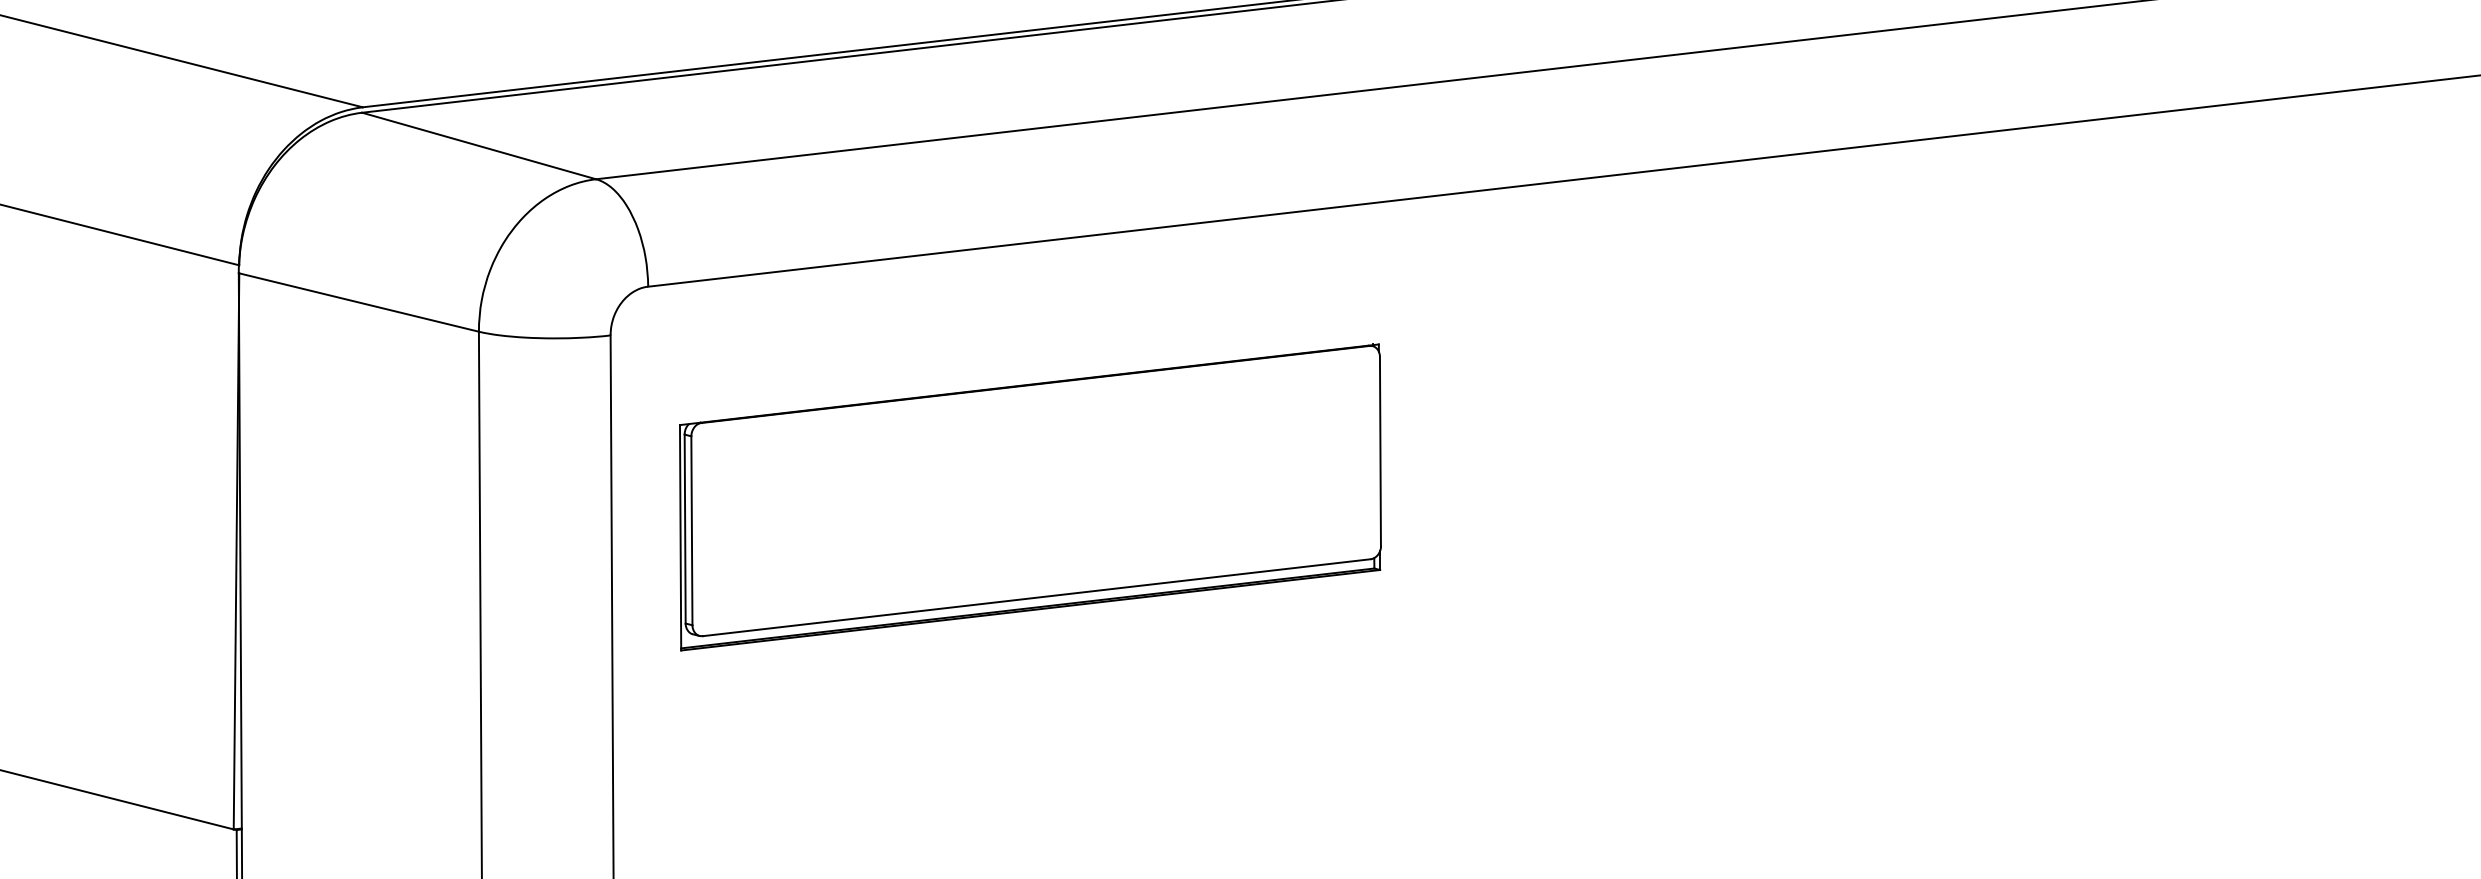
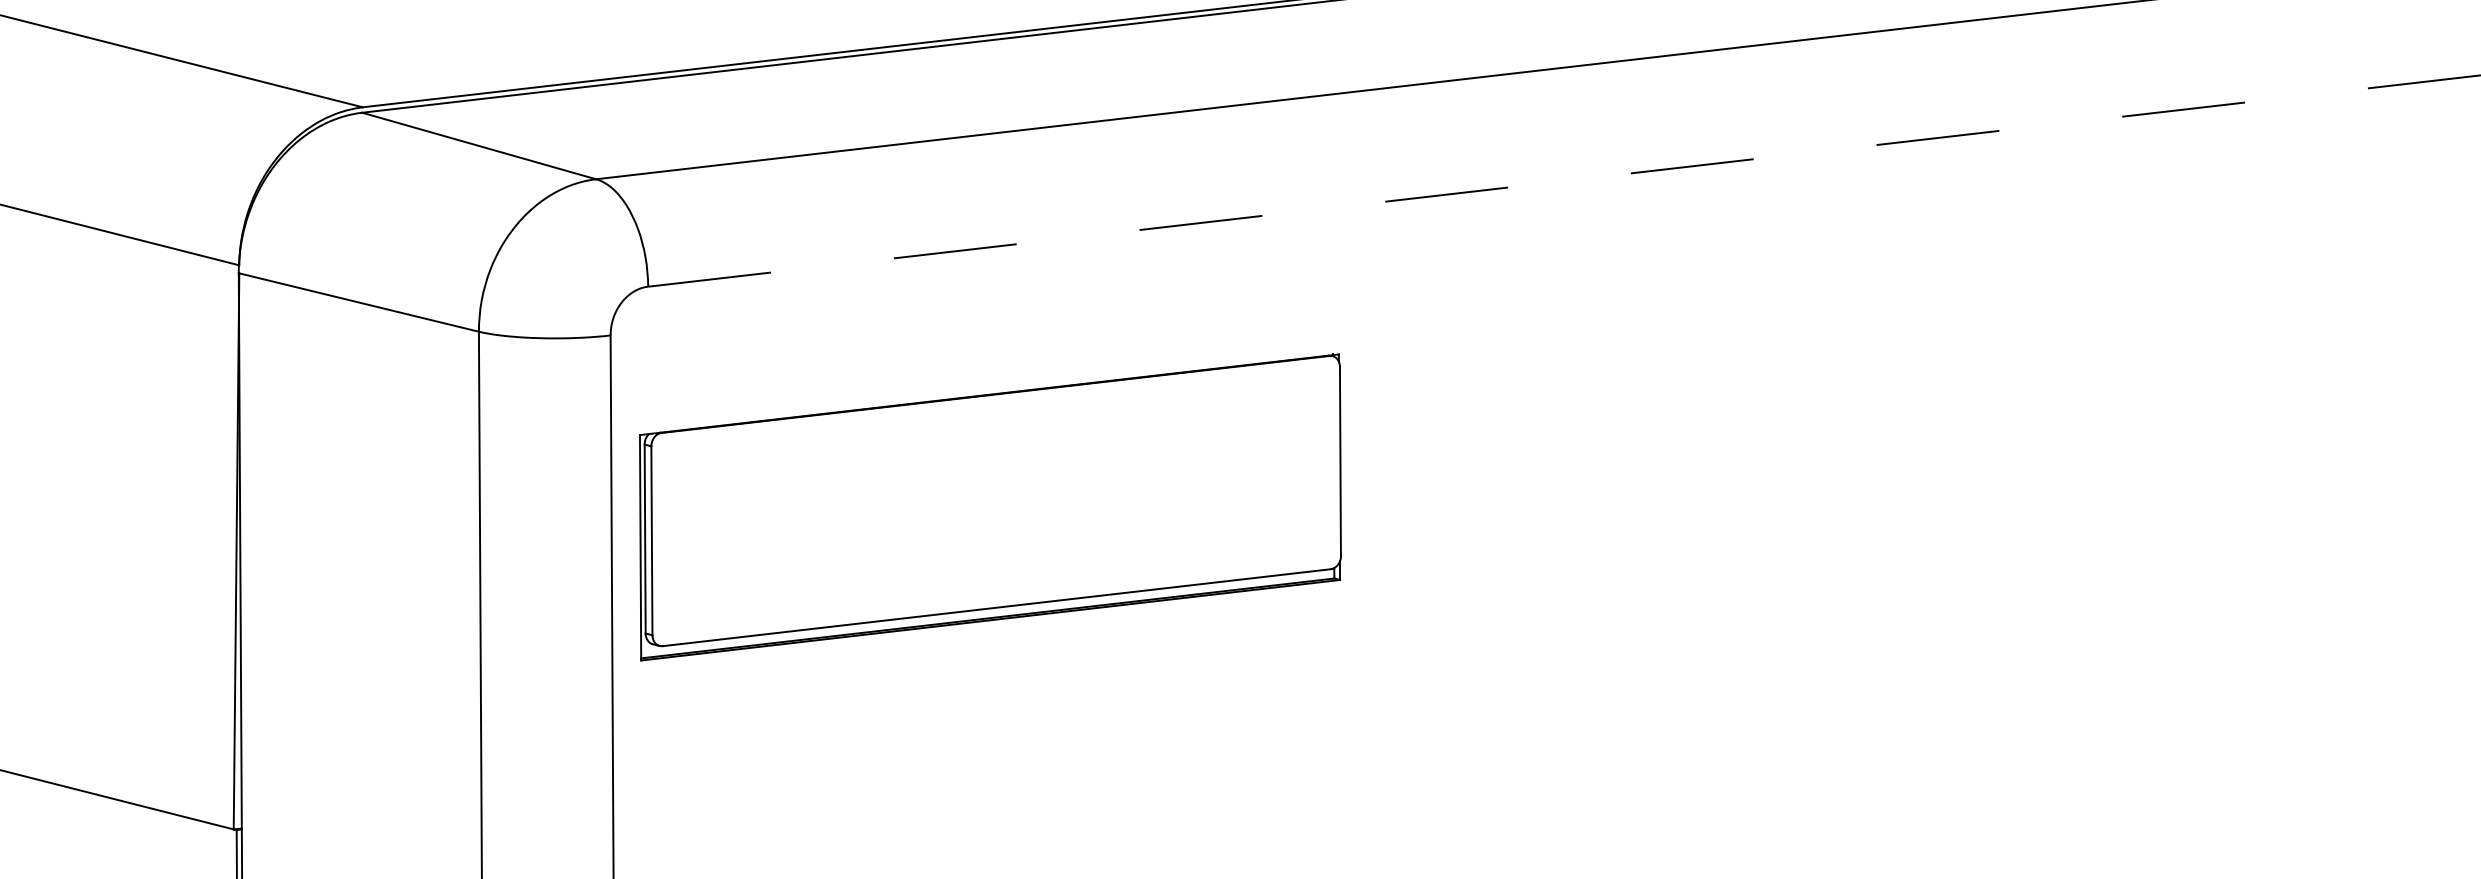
line: solid -> dashed (1564, 180)
part position: (1030, 497) -> (990, 507) (990, 507)
